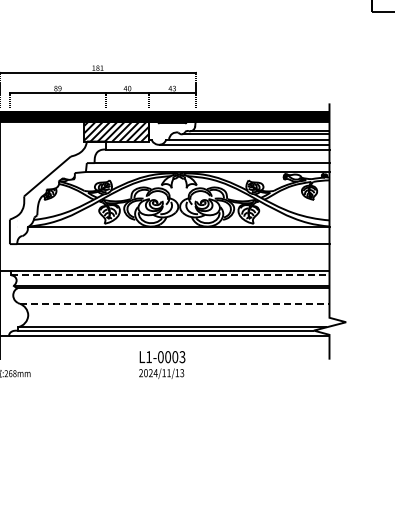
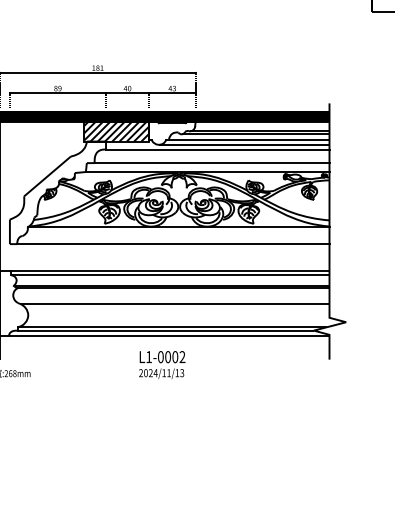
line: dashed -> solid (170, 275)
line: dashed -> solid (174, 303)
text: L1-0003 -> L1-0002 (182, 357)
